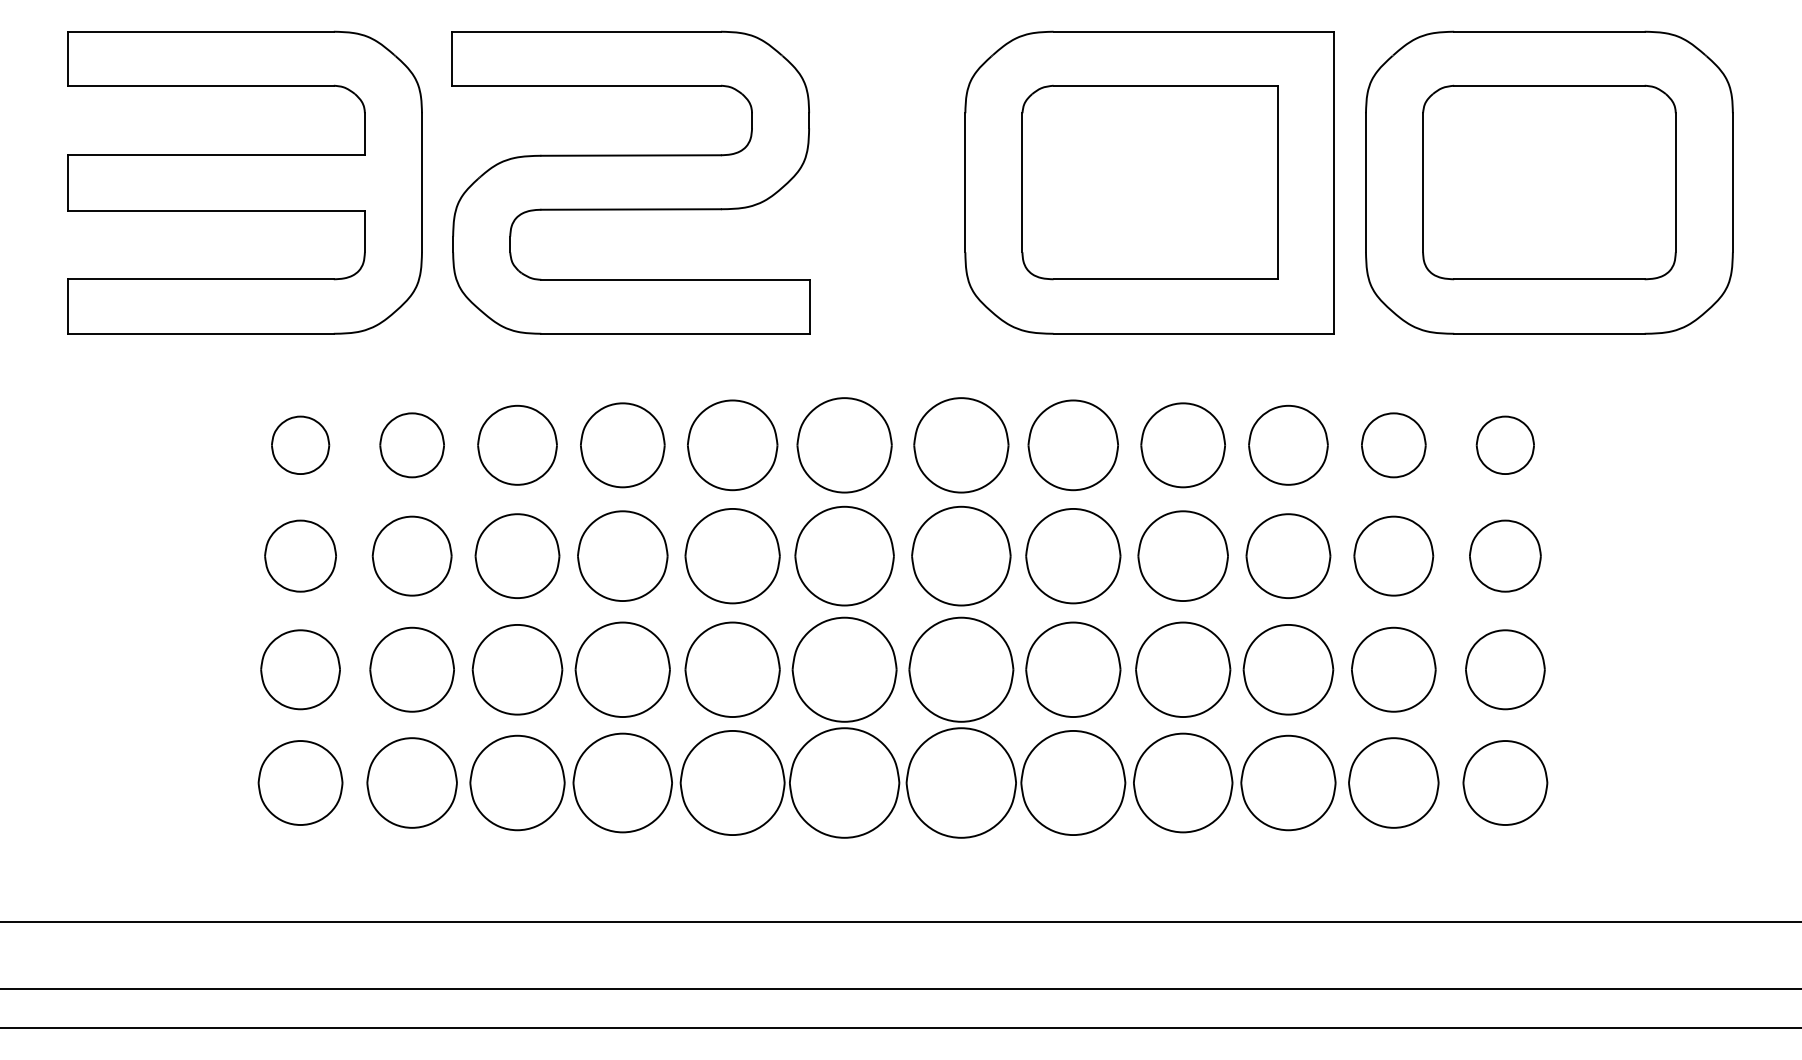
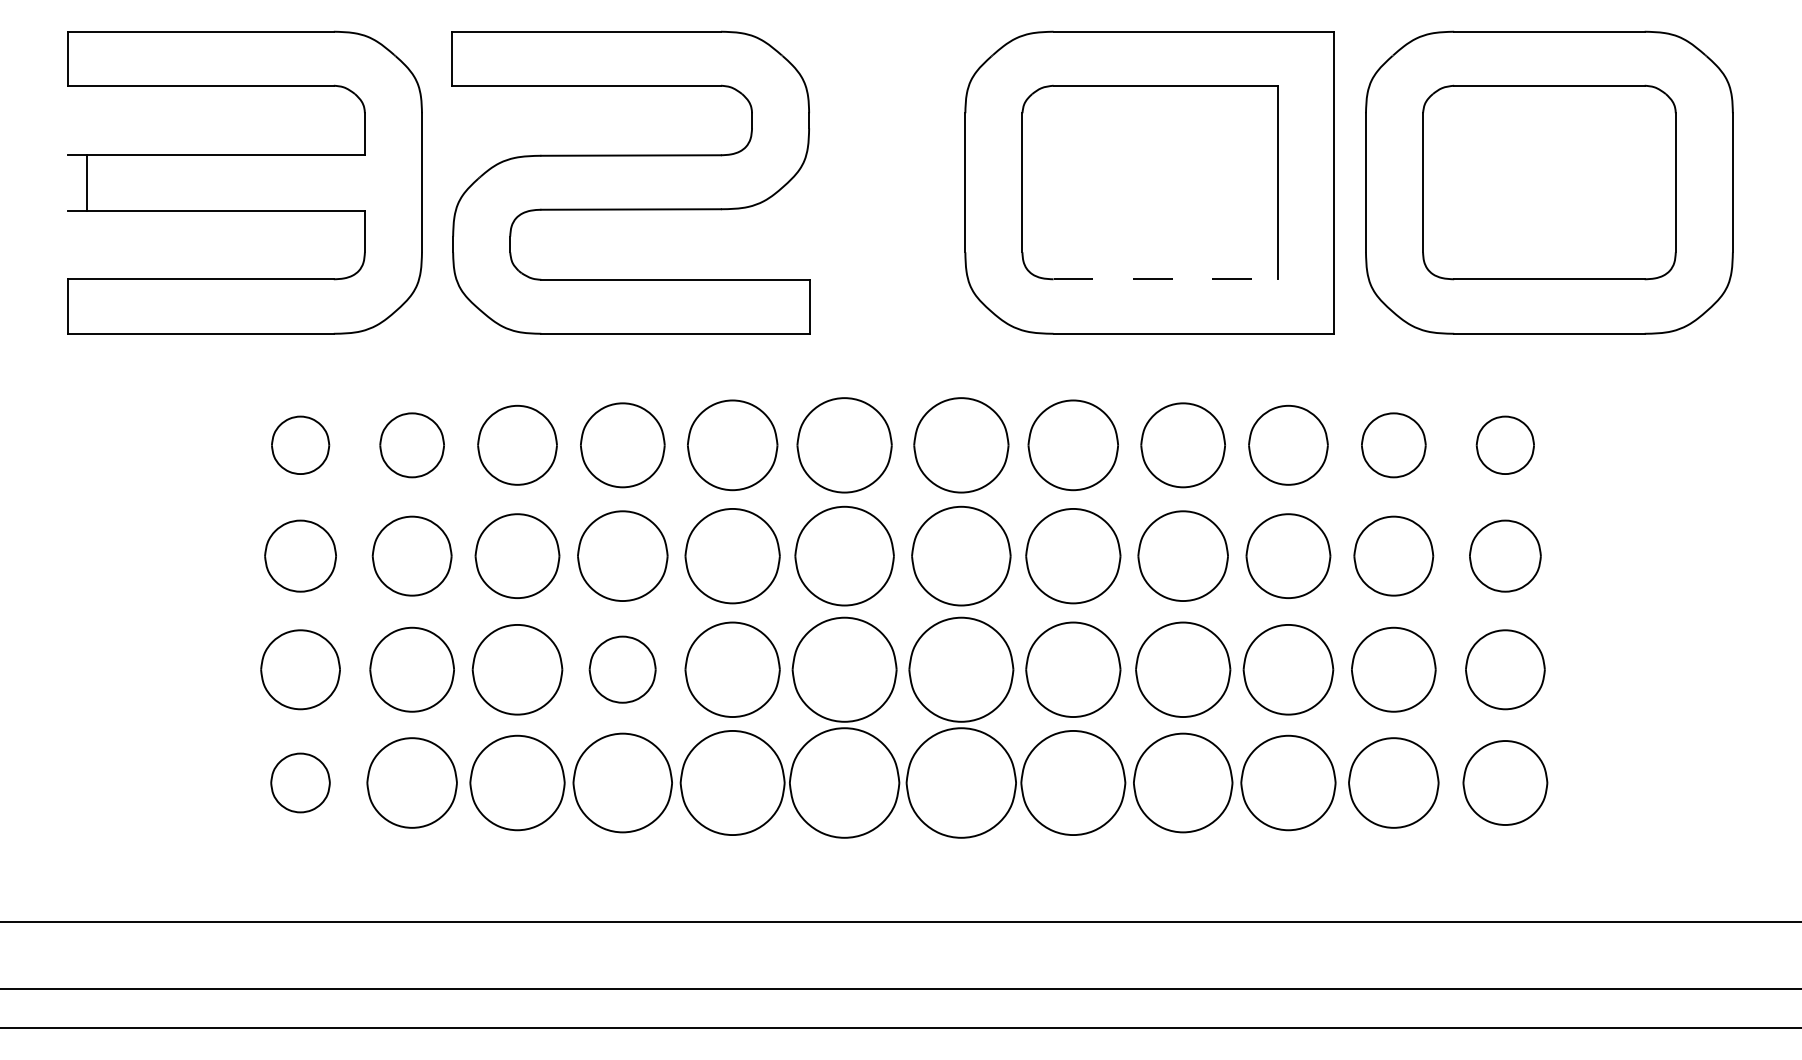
line position: (68, 182) -> (87, 182) (87, 182)
line: solid -> dashed (1166, 279)
part size: 97x97 px -> 69x69 px (622, 669)
part size: 87x86 px -> 61x62 px (300, 782)
